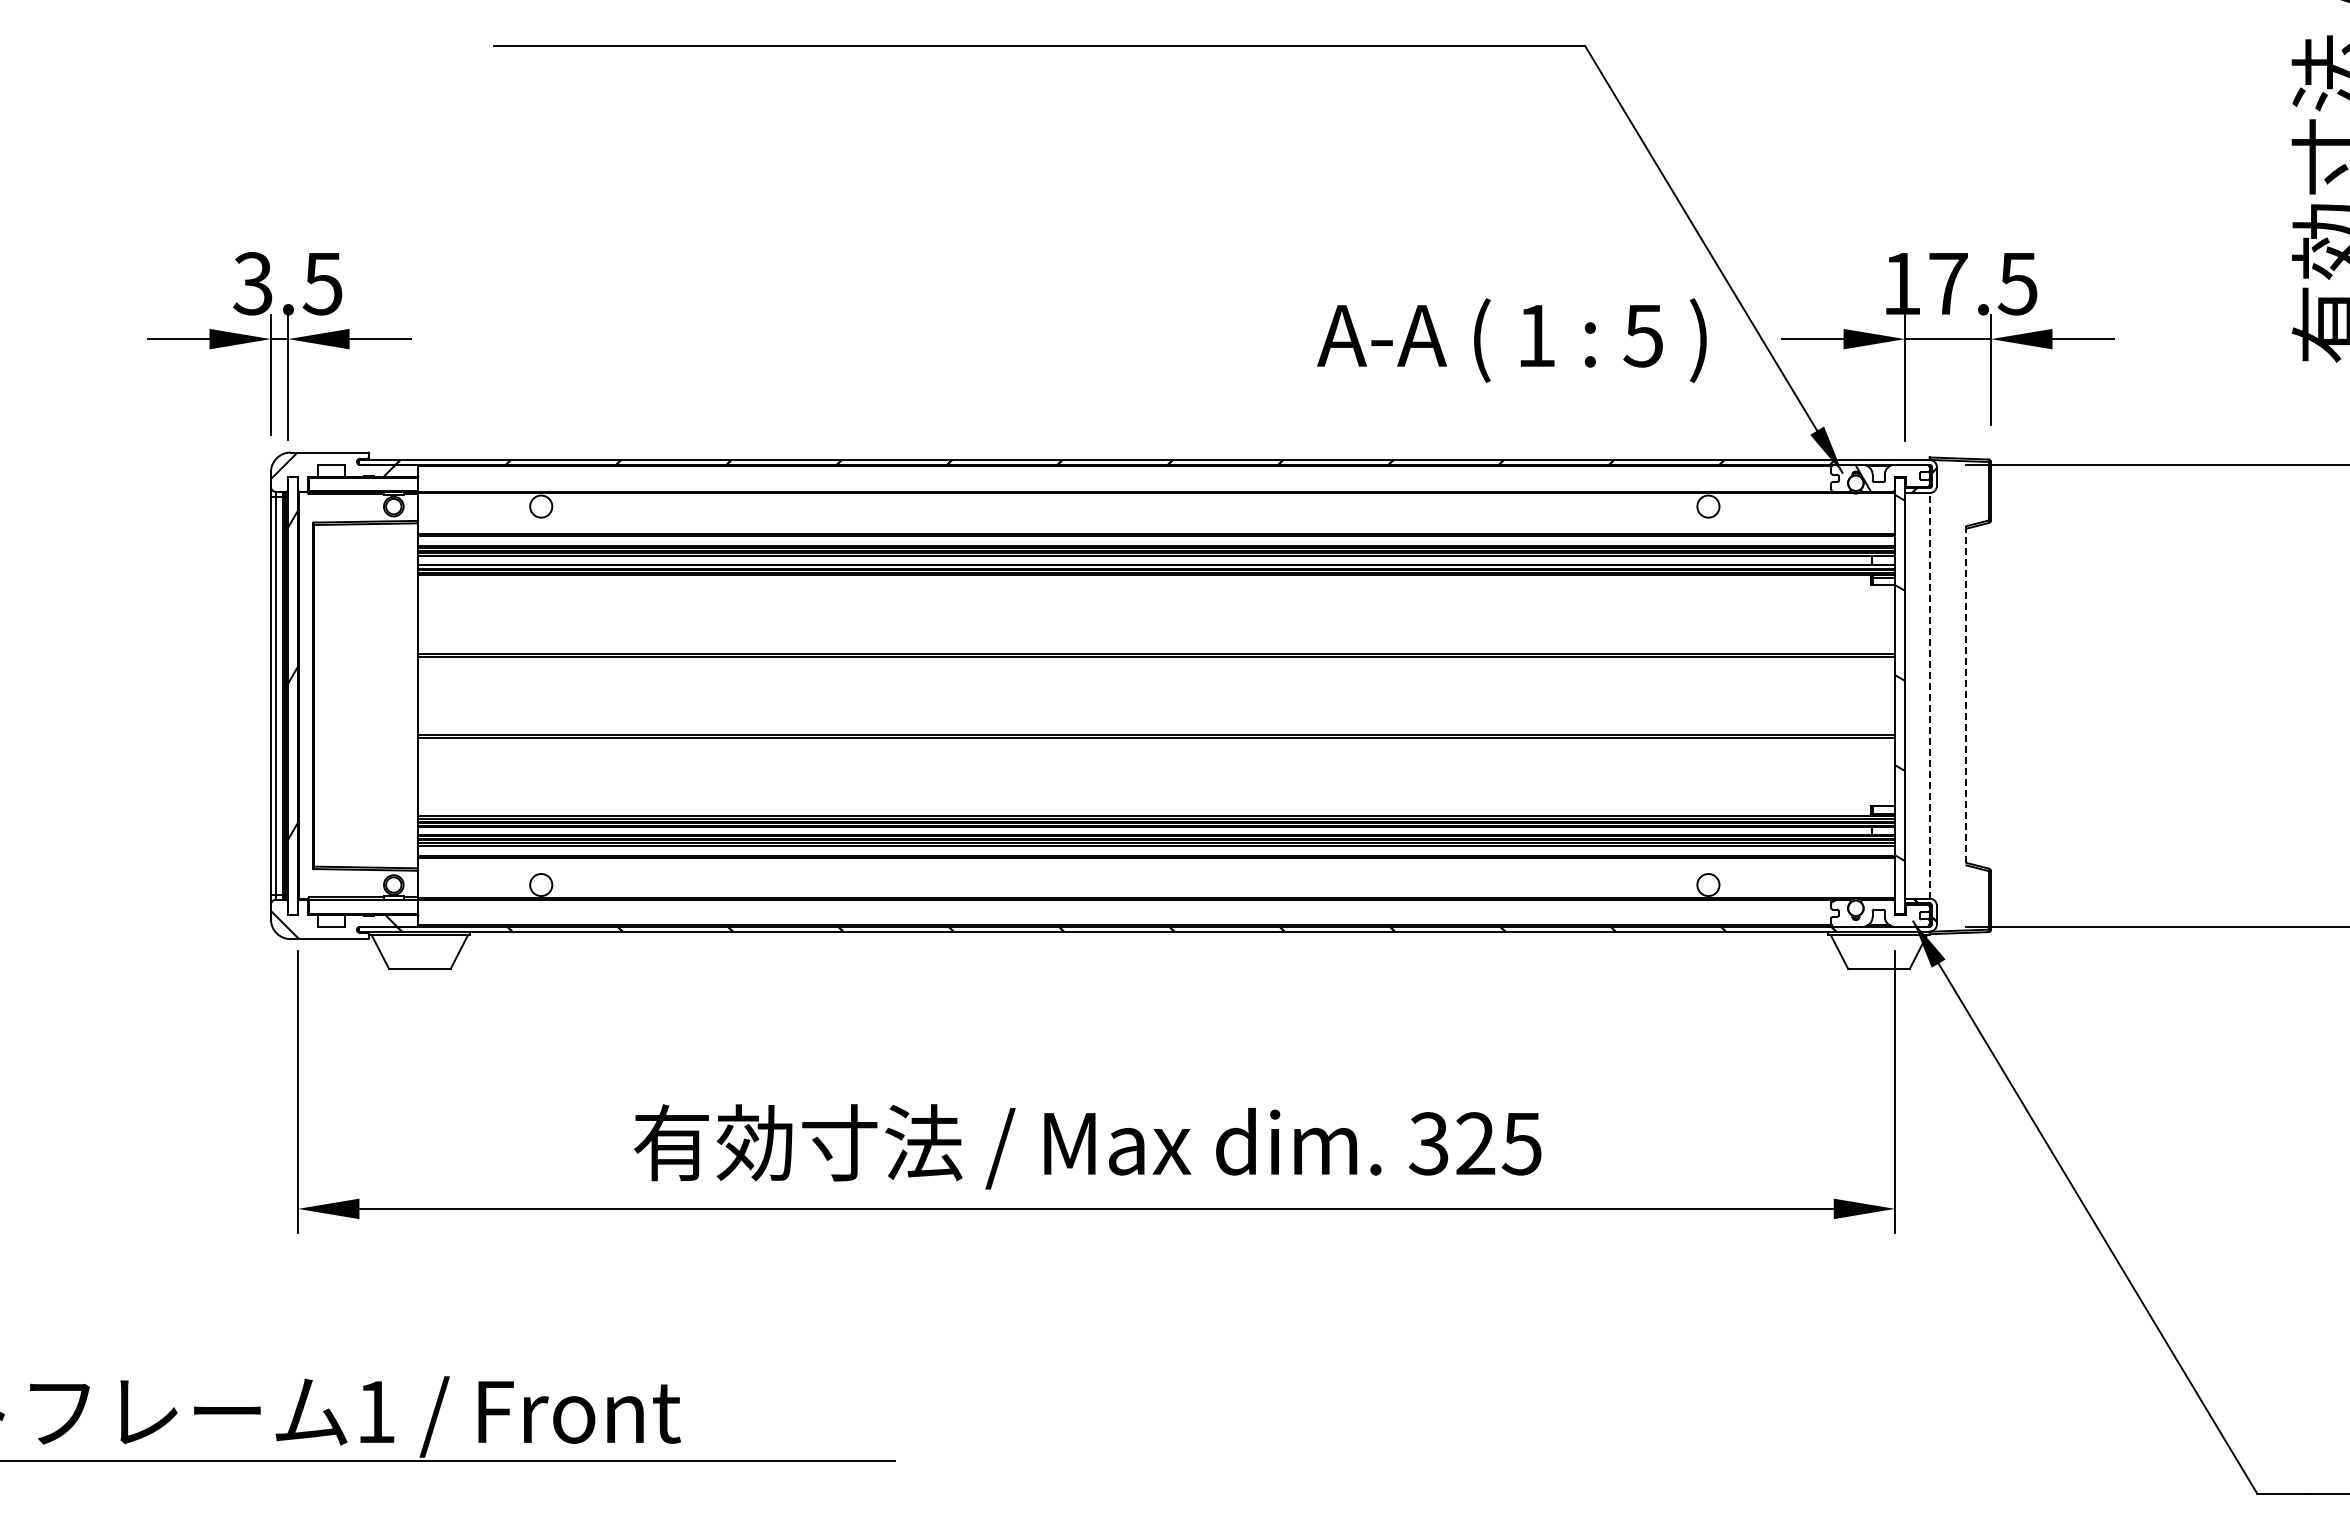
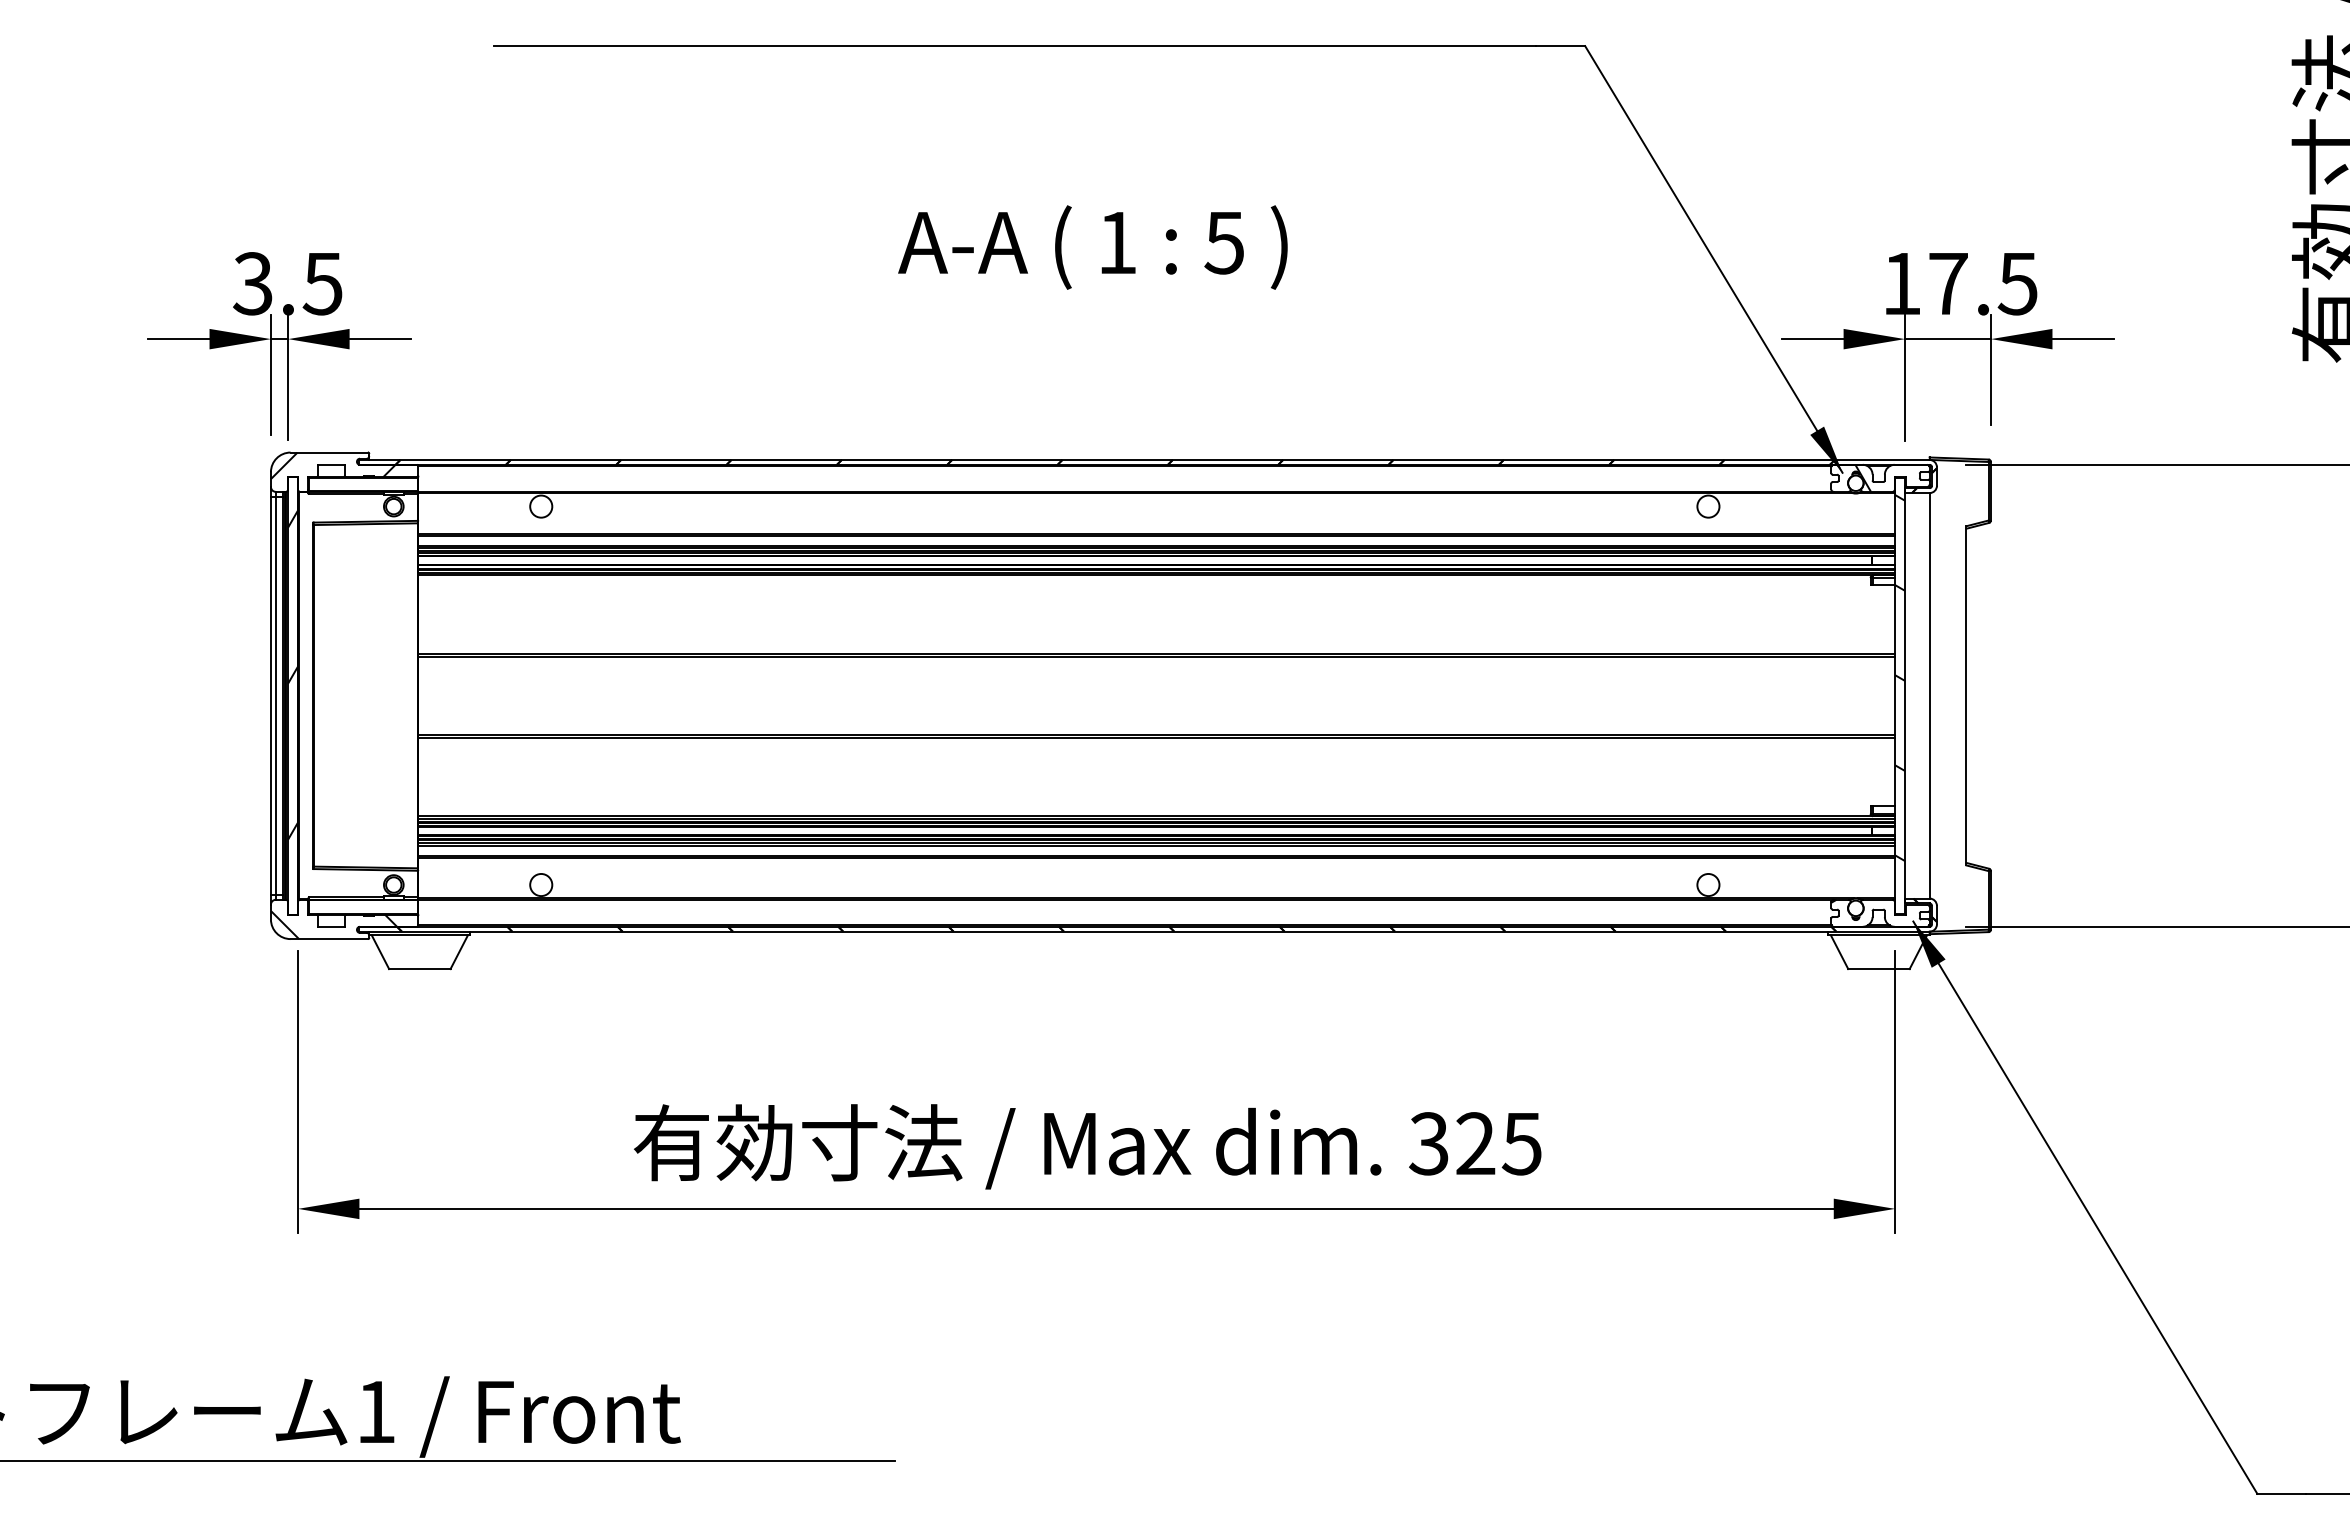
text position: (1511, 340) -> (1092, 247) (1092, 247)
line: dashed -> solid (1929, 695)
line: dashed -> solid (1966, 695)
